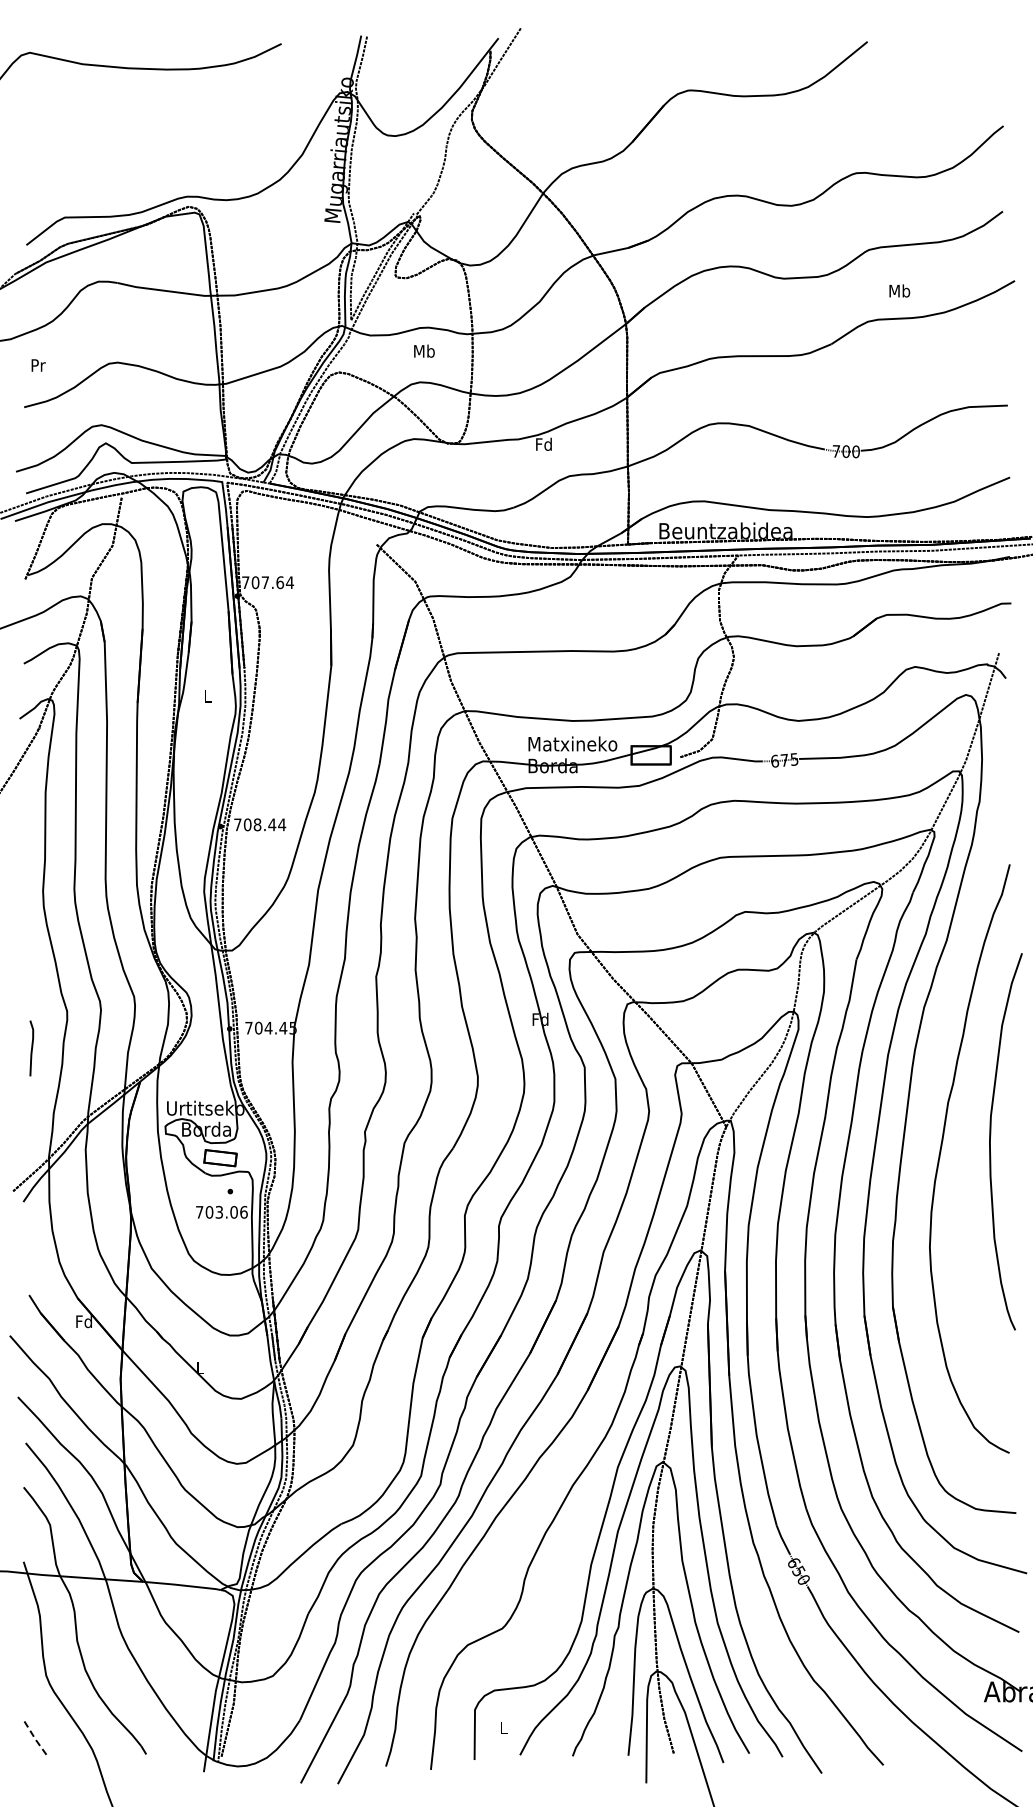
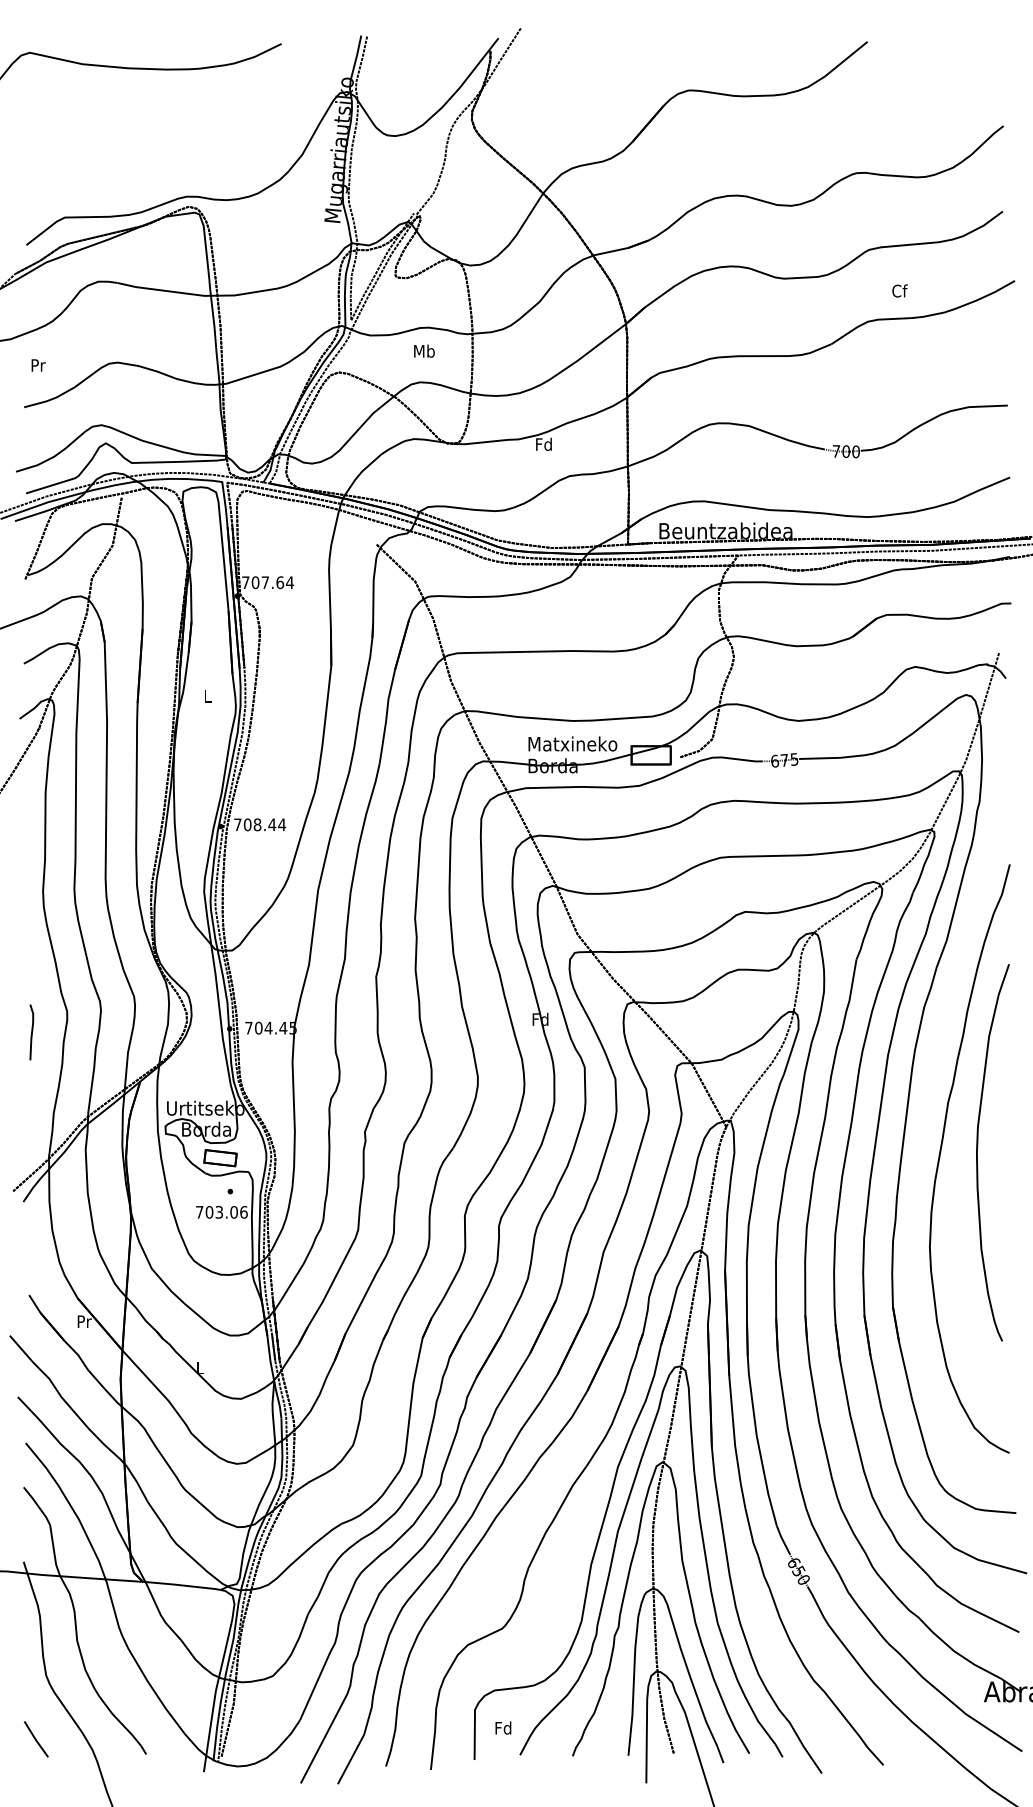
text: Mb -> Cf (899, 290)
line position: (31, 1048) -> (31, 1032) (31, 1032)
curve position: (990, 1141) -> (977, 1152) (977, 1152)
text: Fd -> Pr (83, 1321)
text: L -> Fd (503, 1727)
line: dashed -> solid (35, 1739)
